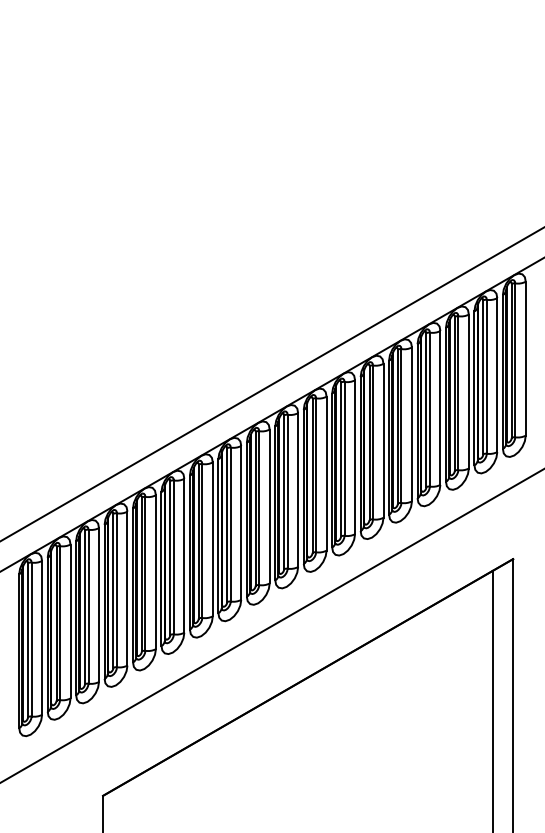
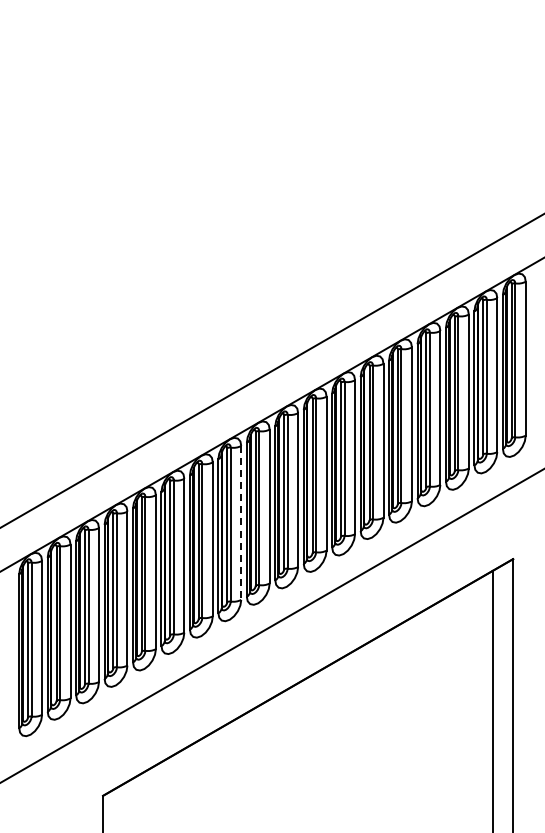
line position: (271, 383) -> (271, 370) (271, 370)
line: solid -> dashed (241, 522)
